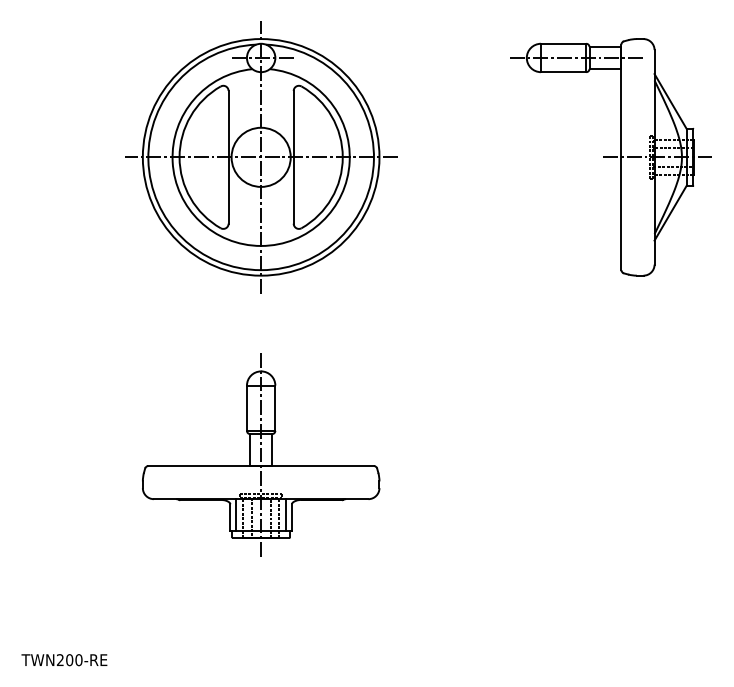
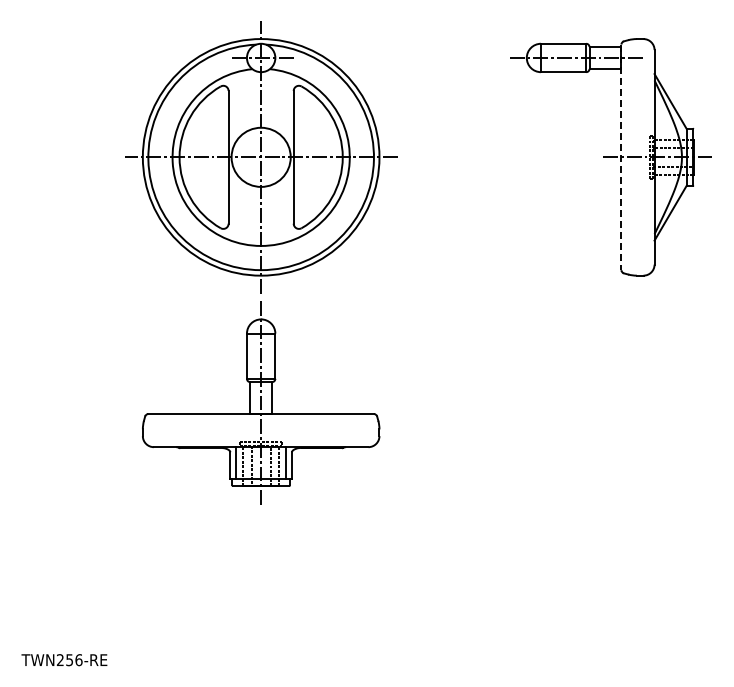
line: solid -> dashed (621, 157)
part position: (261, 454) -> (261, 402) (261, 402)
text: TWN200-RE -> TWN256-RE (74, 660)
